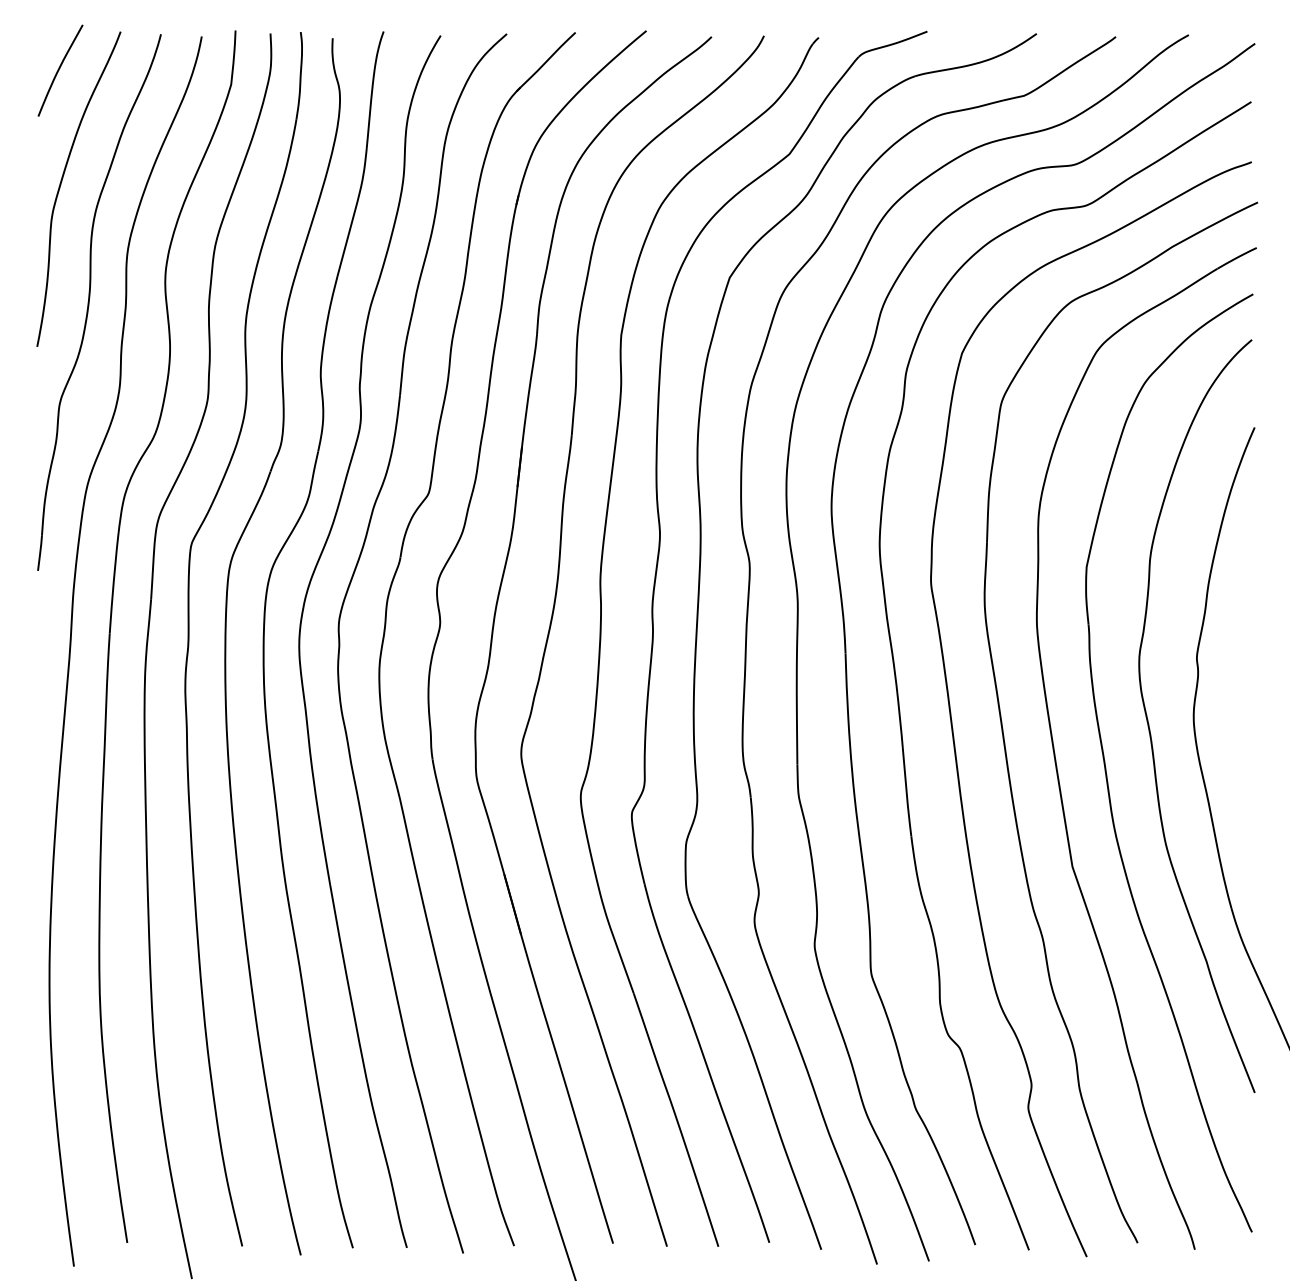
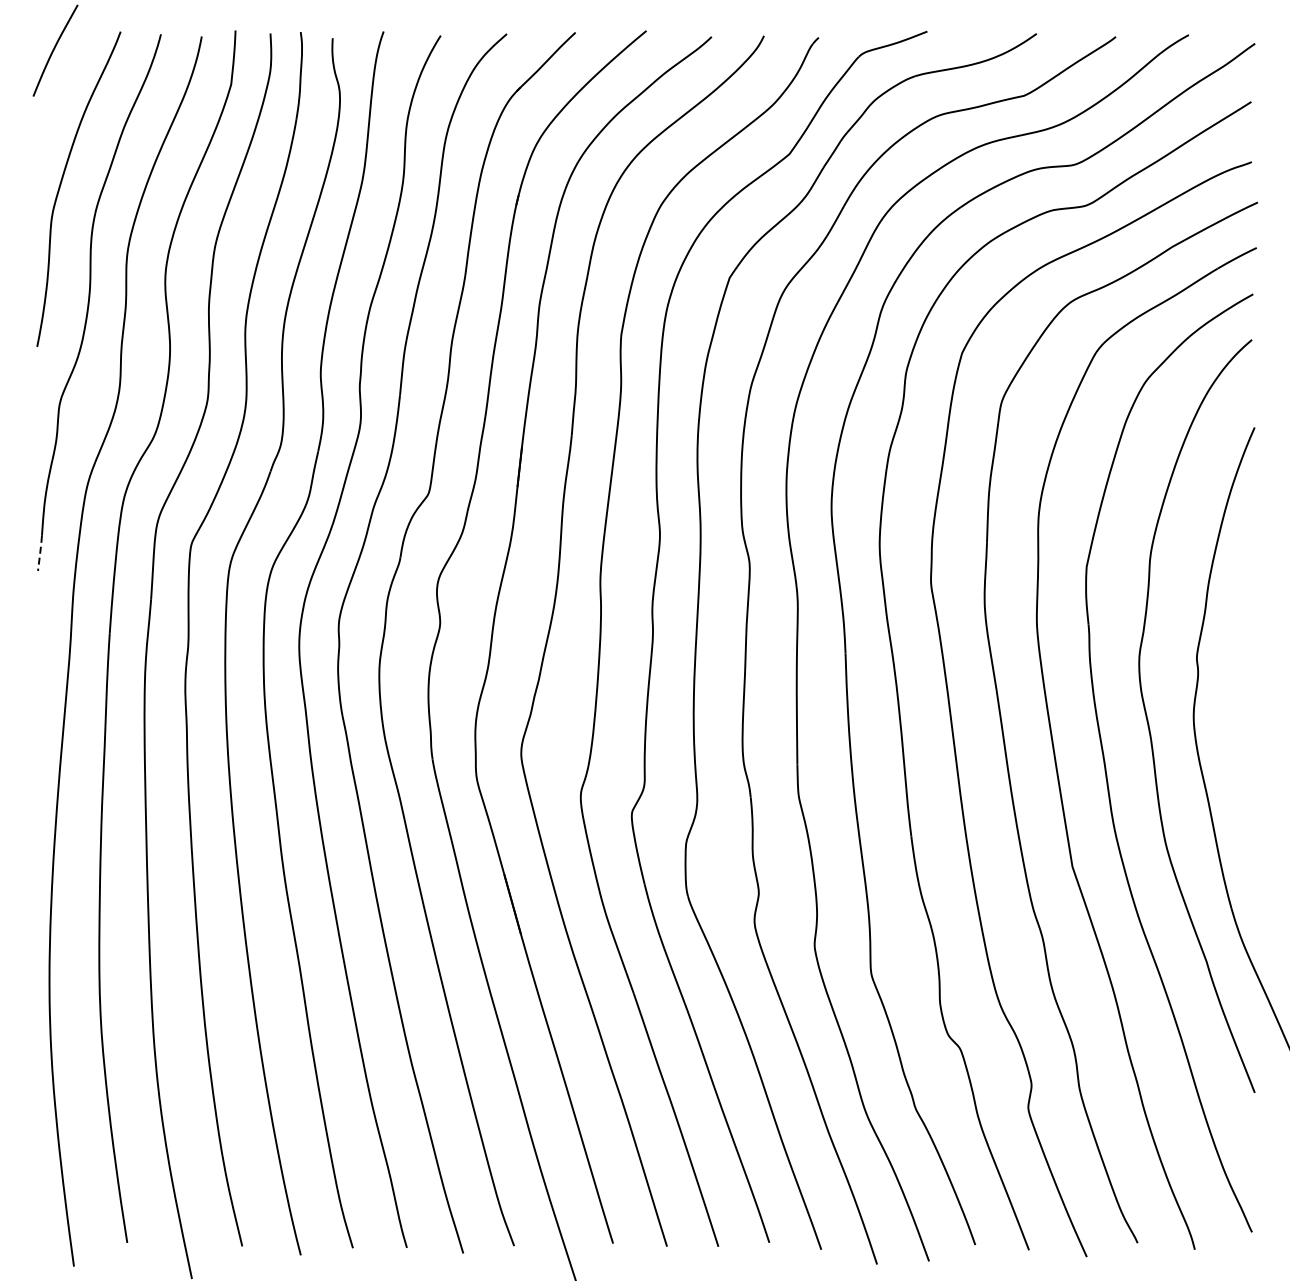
curve position: (59, 70) -> (54, 50) (54, 50)
line: solid -> dashed (40, 553)
